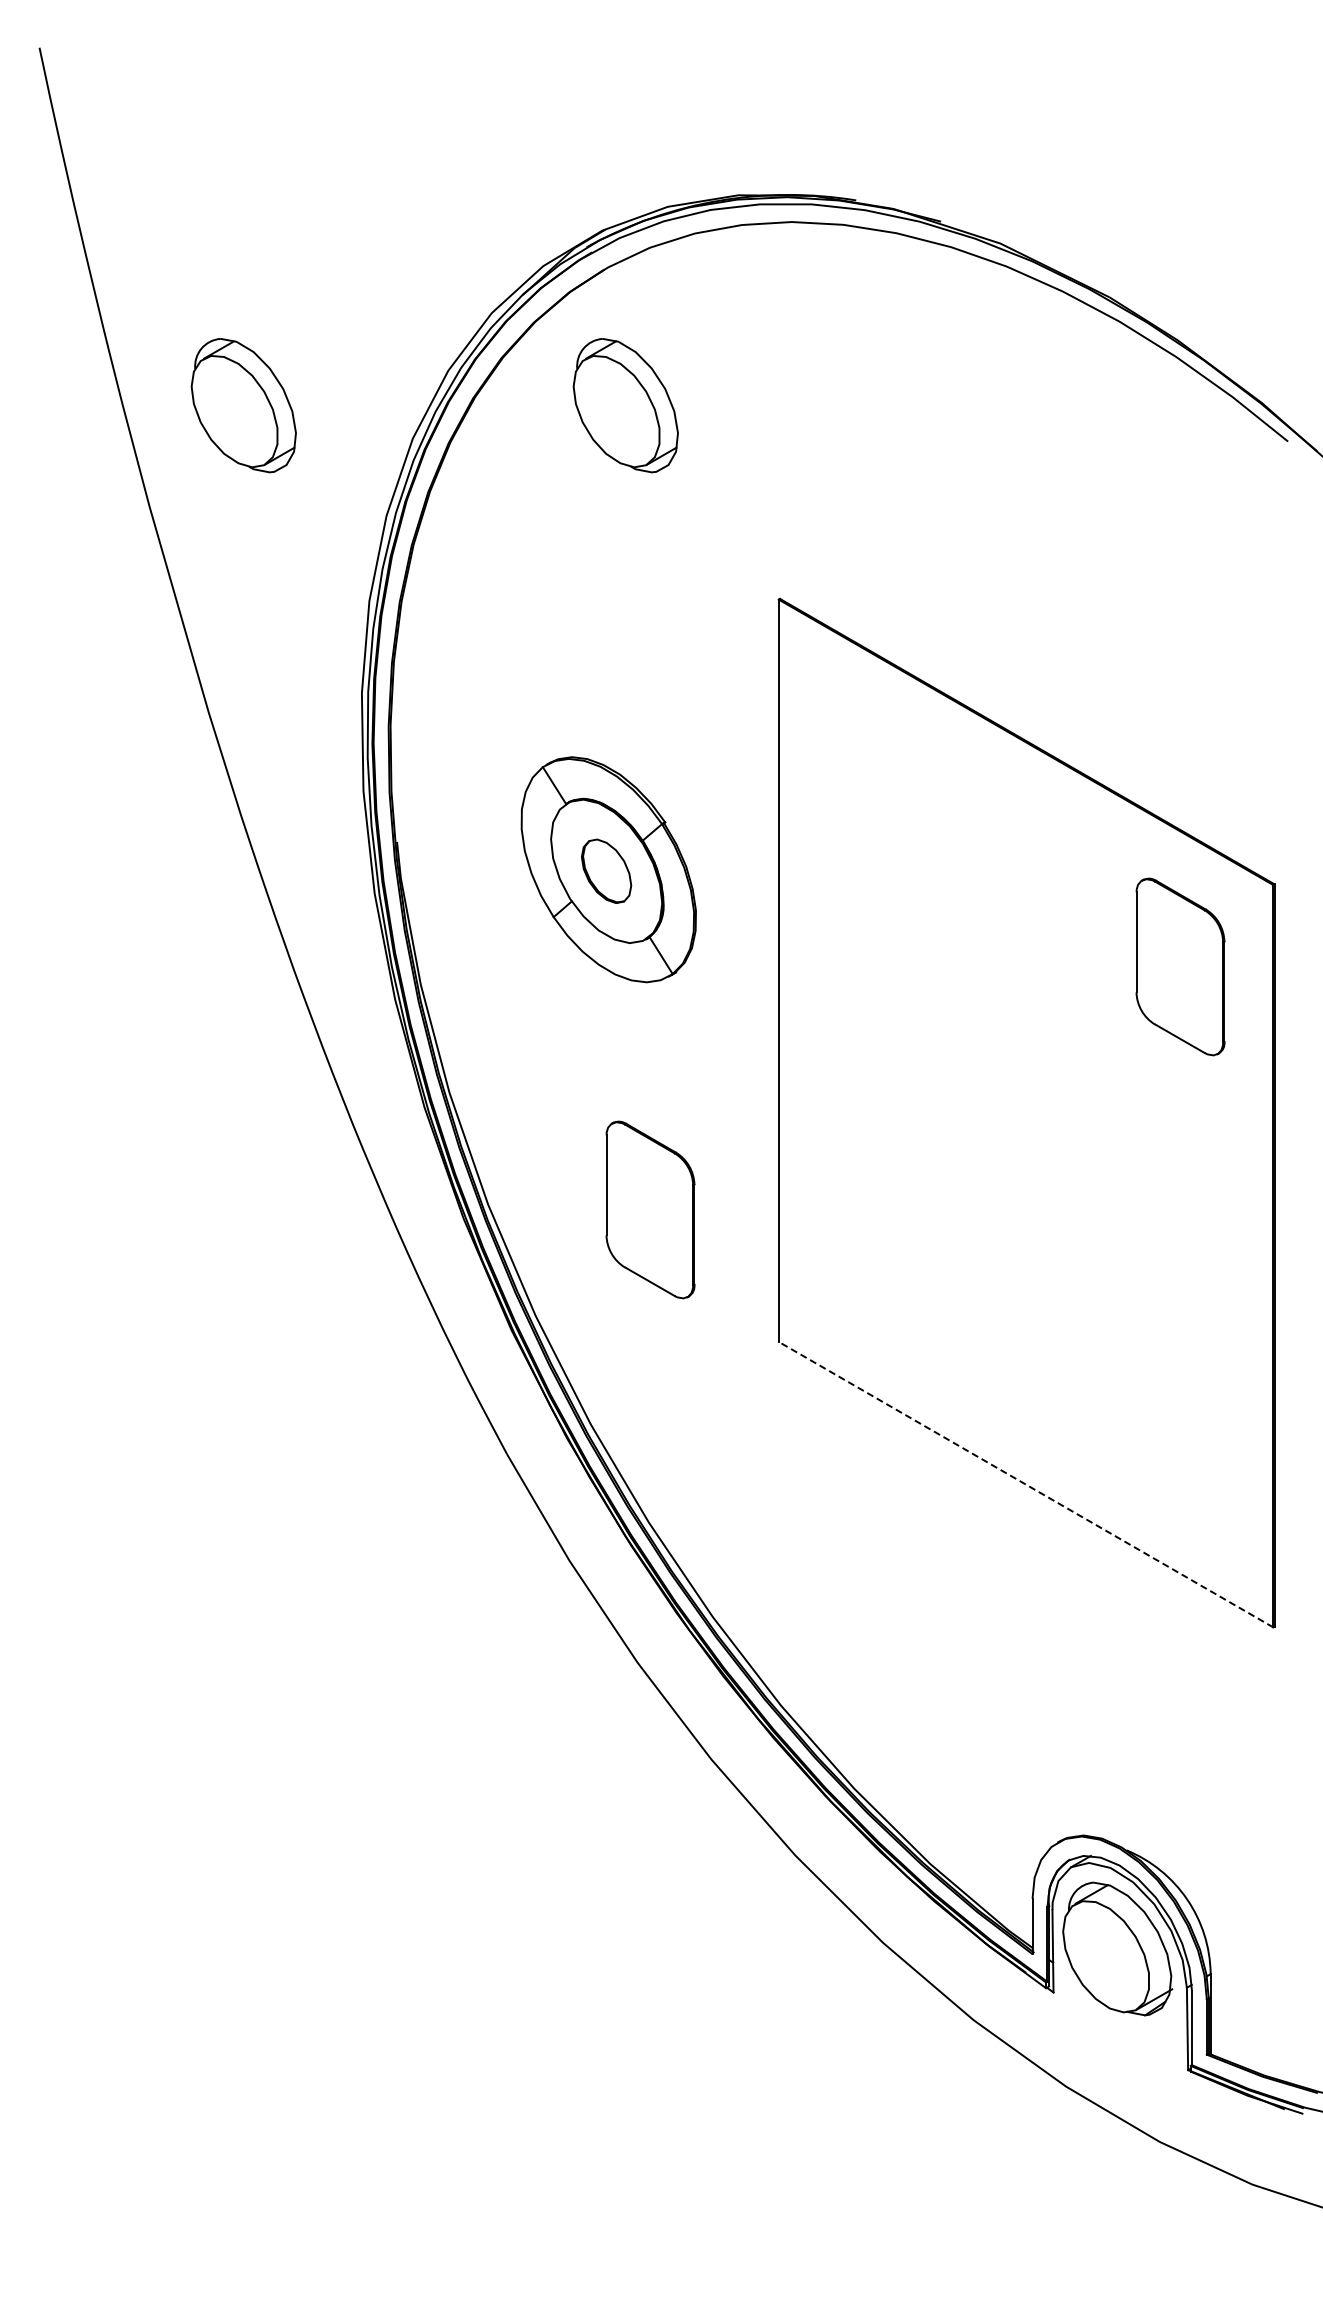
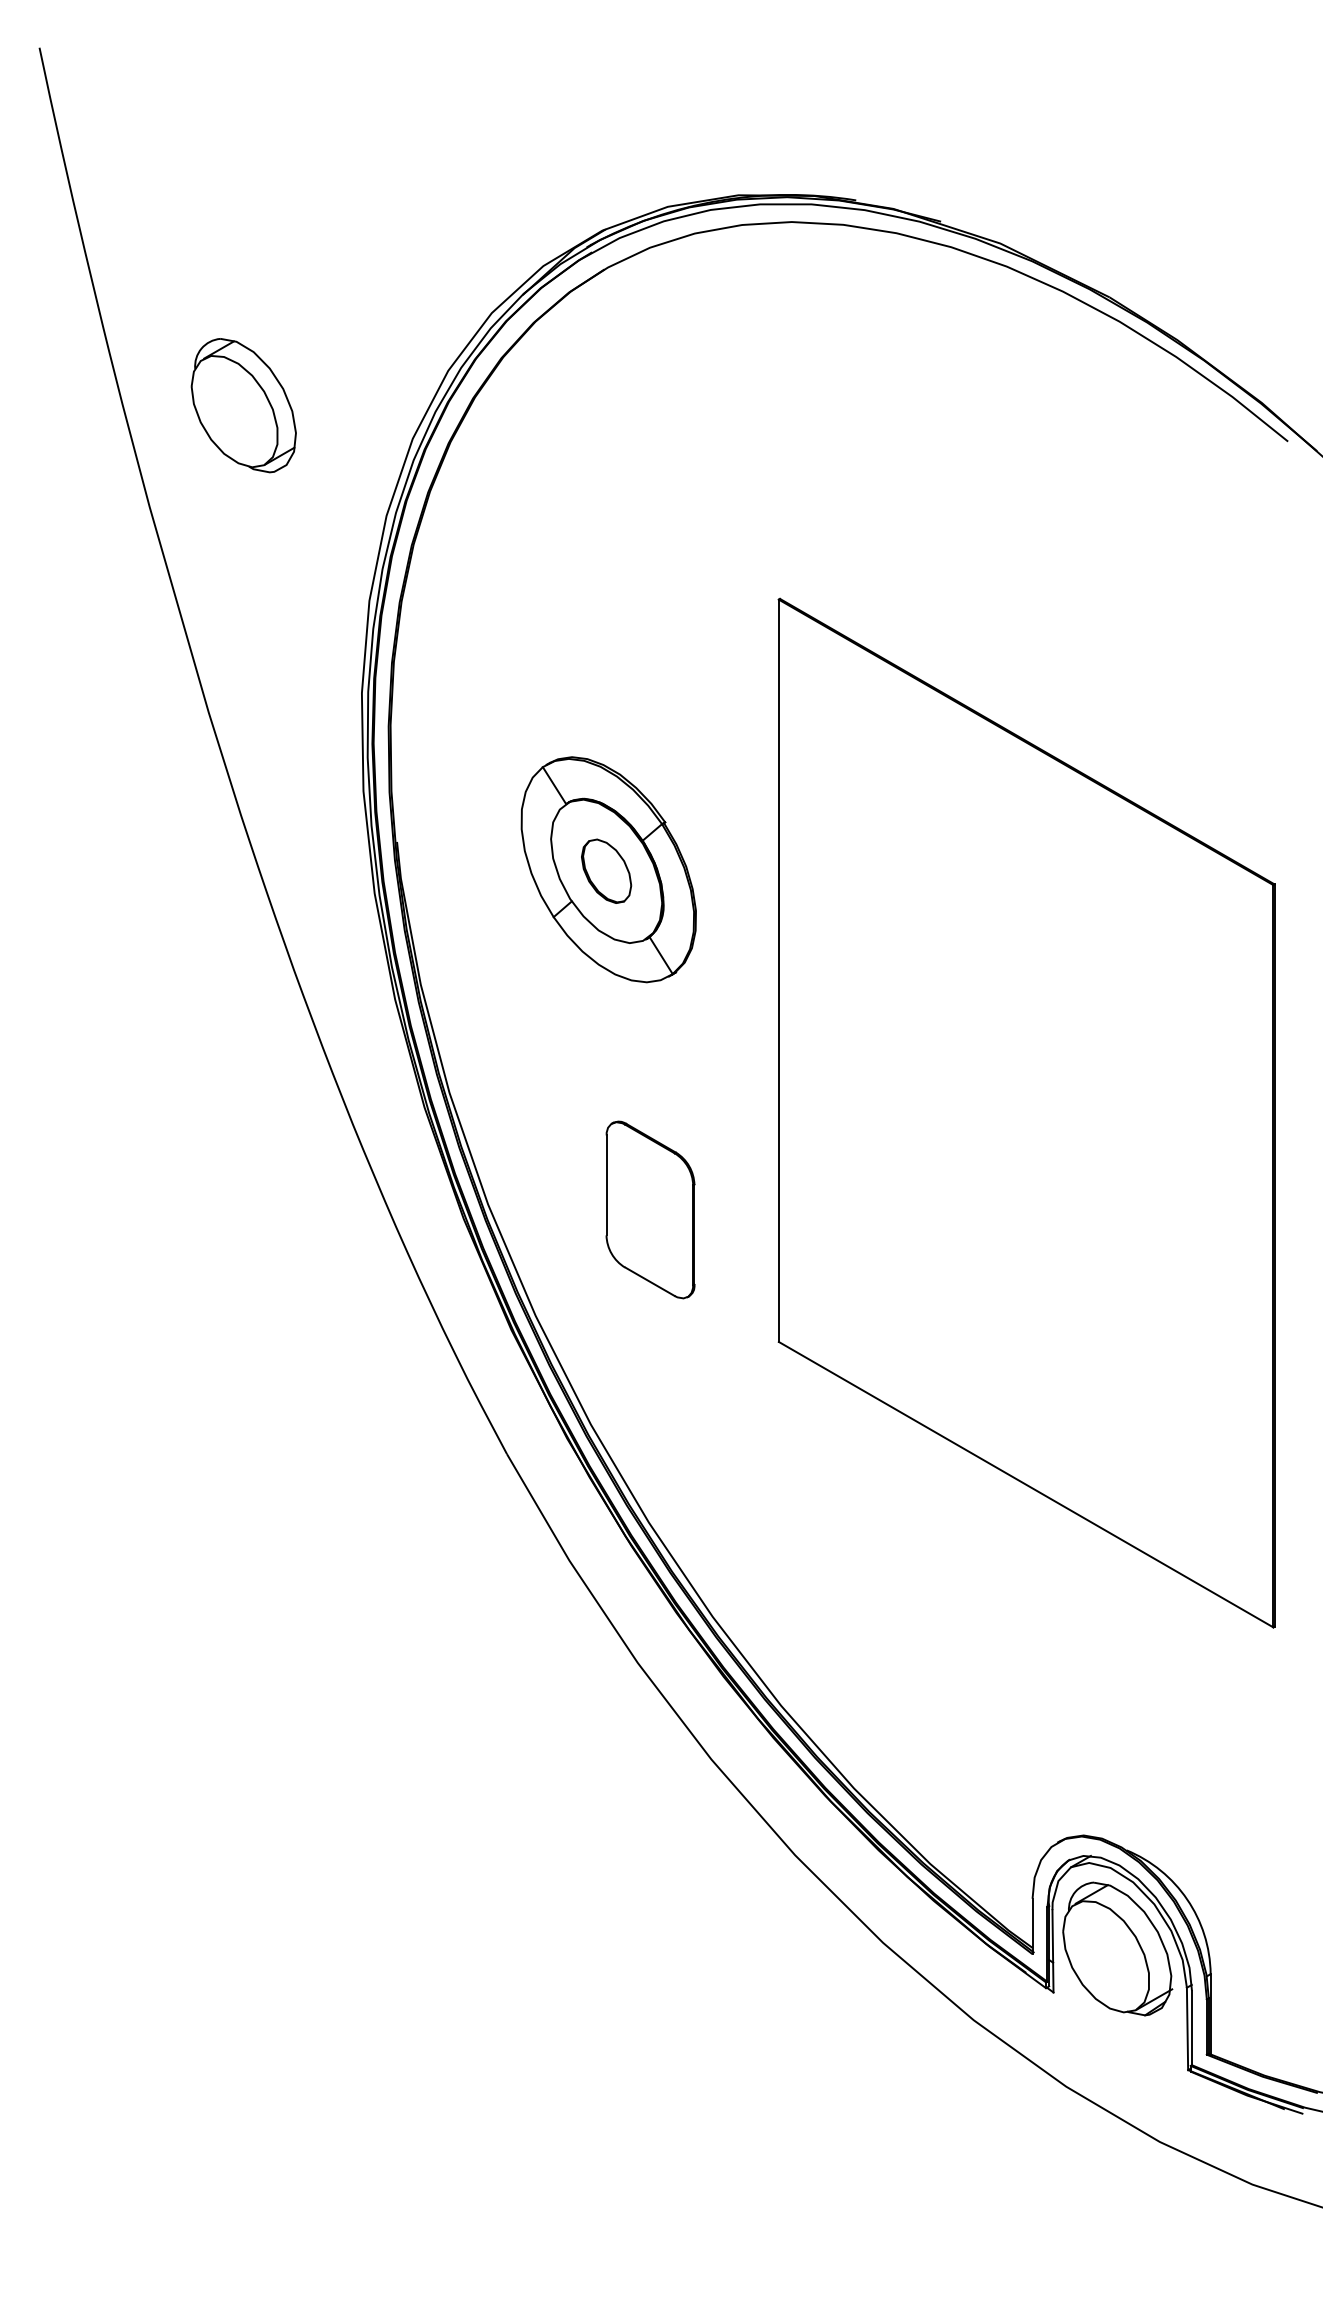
part: present -> none (625, 405)
part: present -> none (1180, 966)
line: dashed -> solid (1026, 1484)
